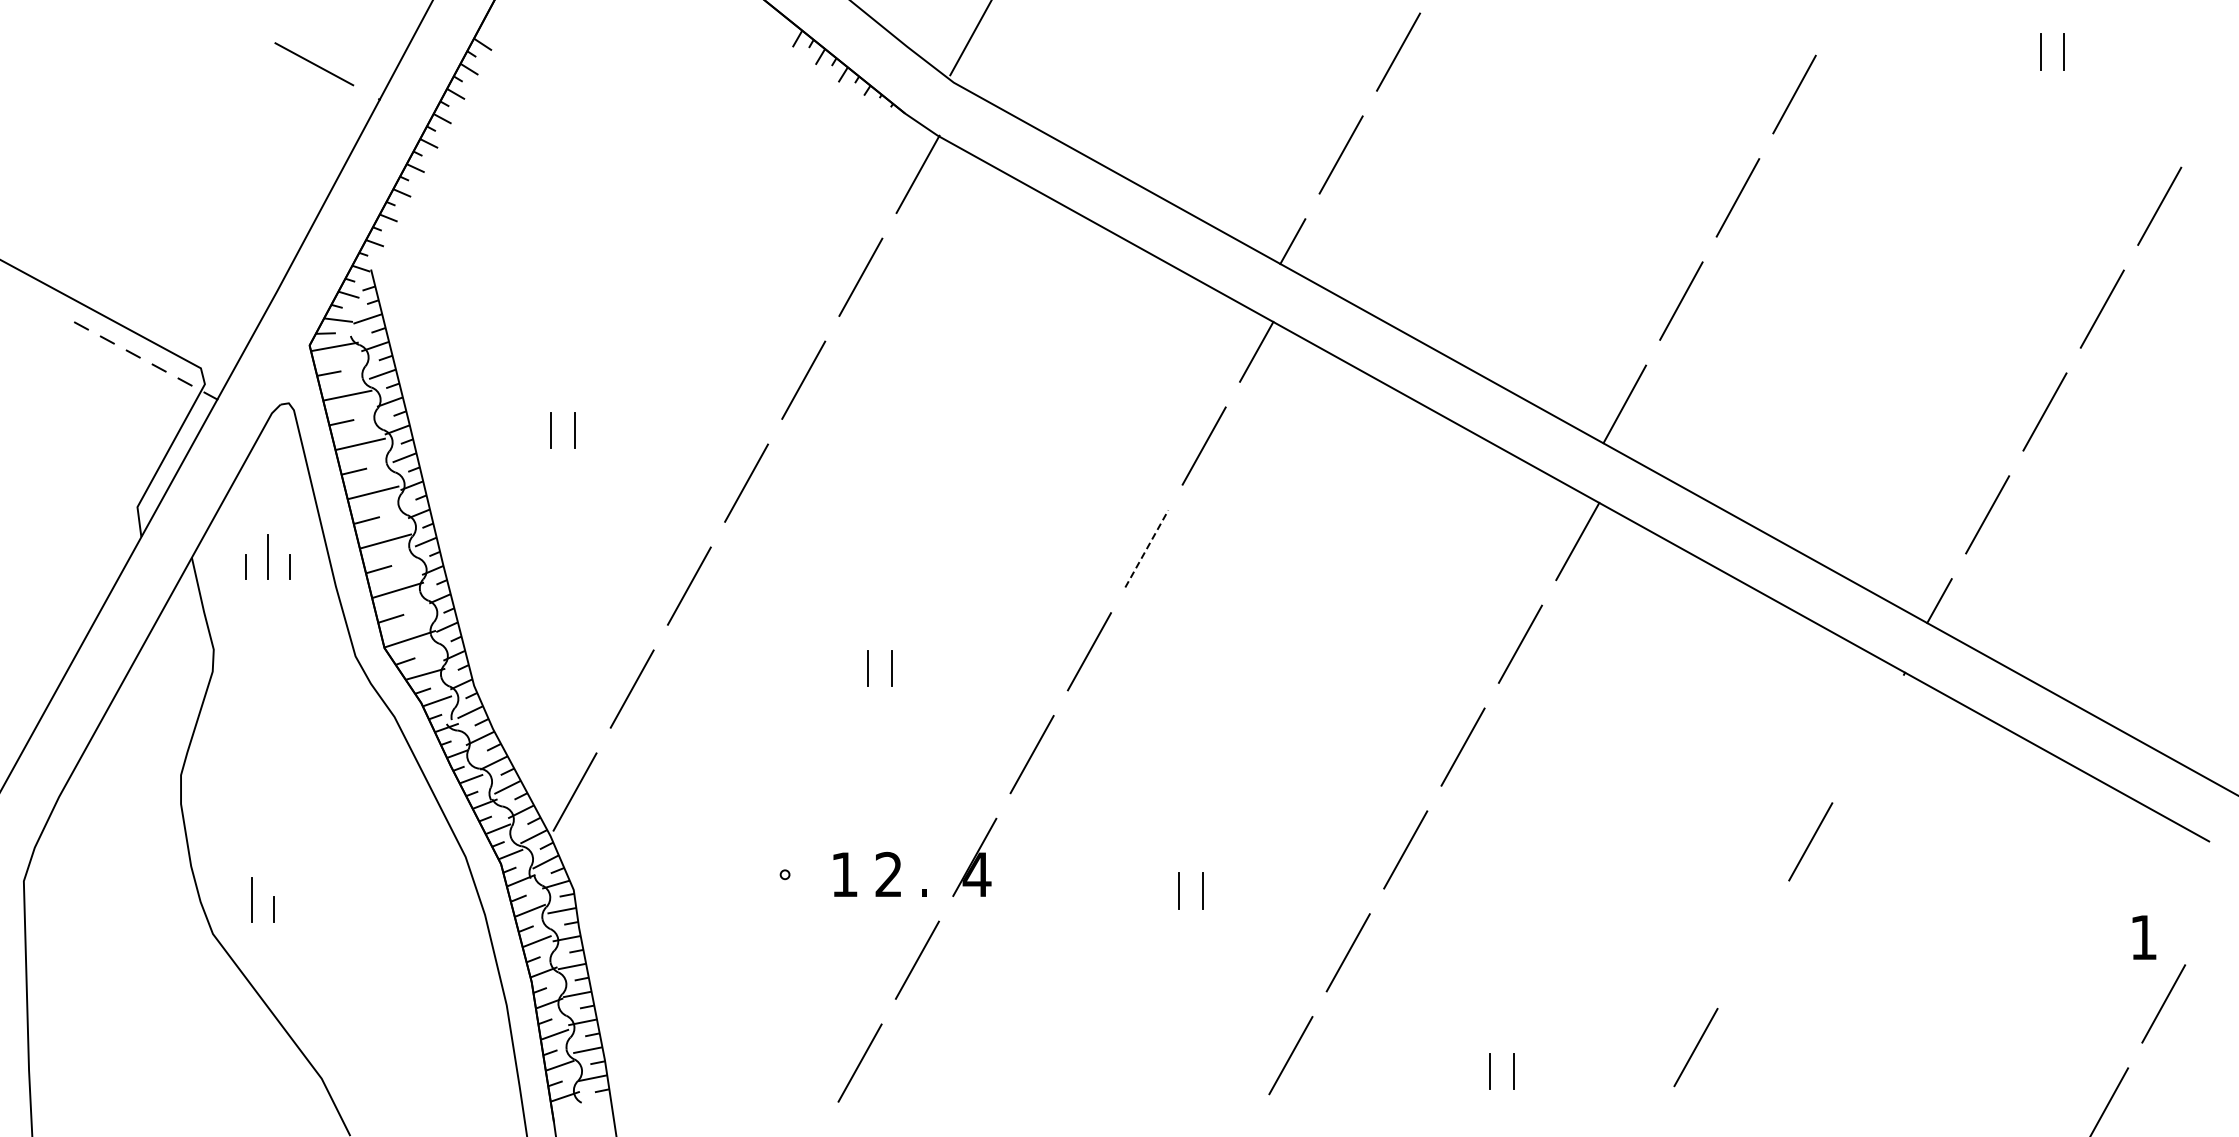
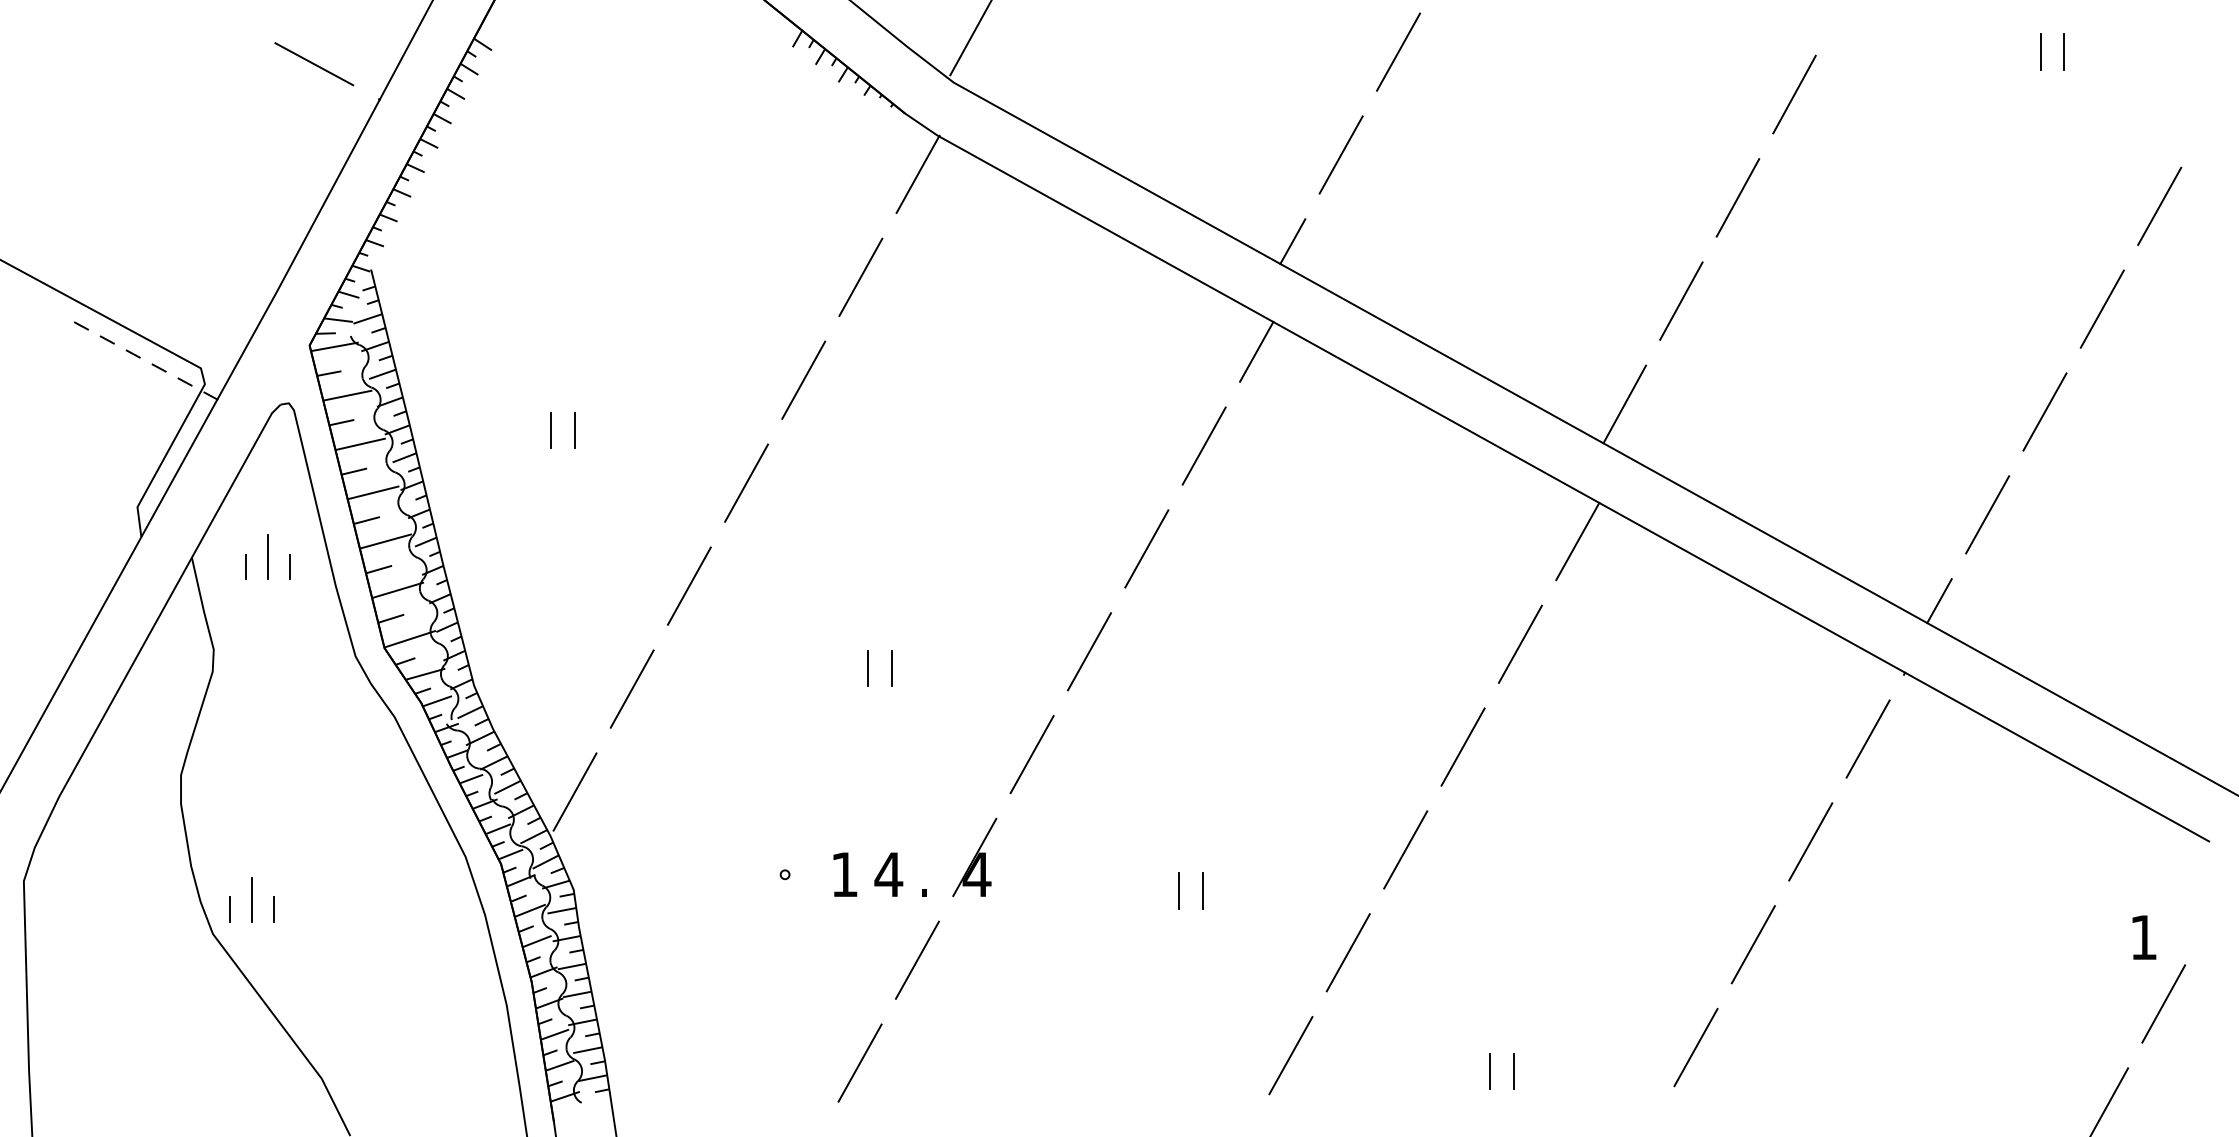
line: dashed -> solid (1147, 548)
line: none -> present (1867, 738)
text: 2 -> 4 (888, 873)
line: none -> present (229, 909)
line: none -> present (1752, 944)
